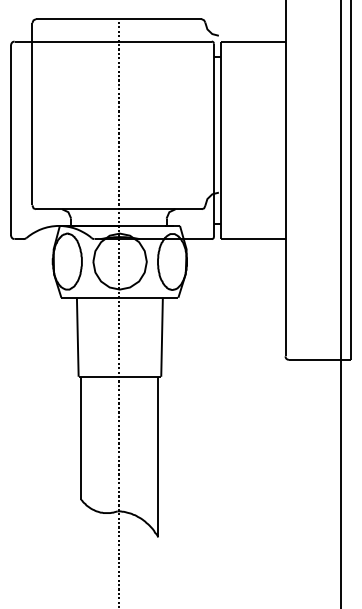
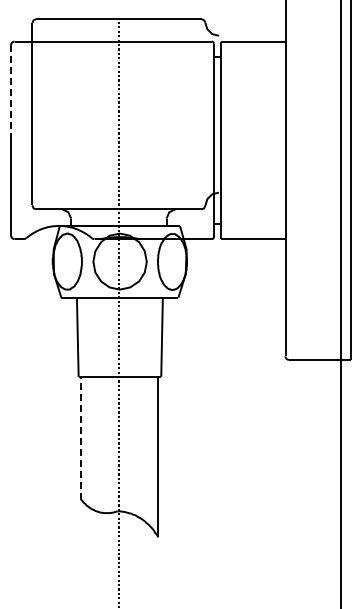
line: solid -> dashed (11, 92)
line: solid -> dashed (81, 438)
